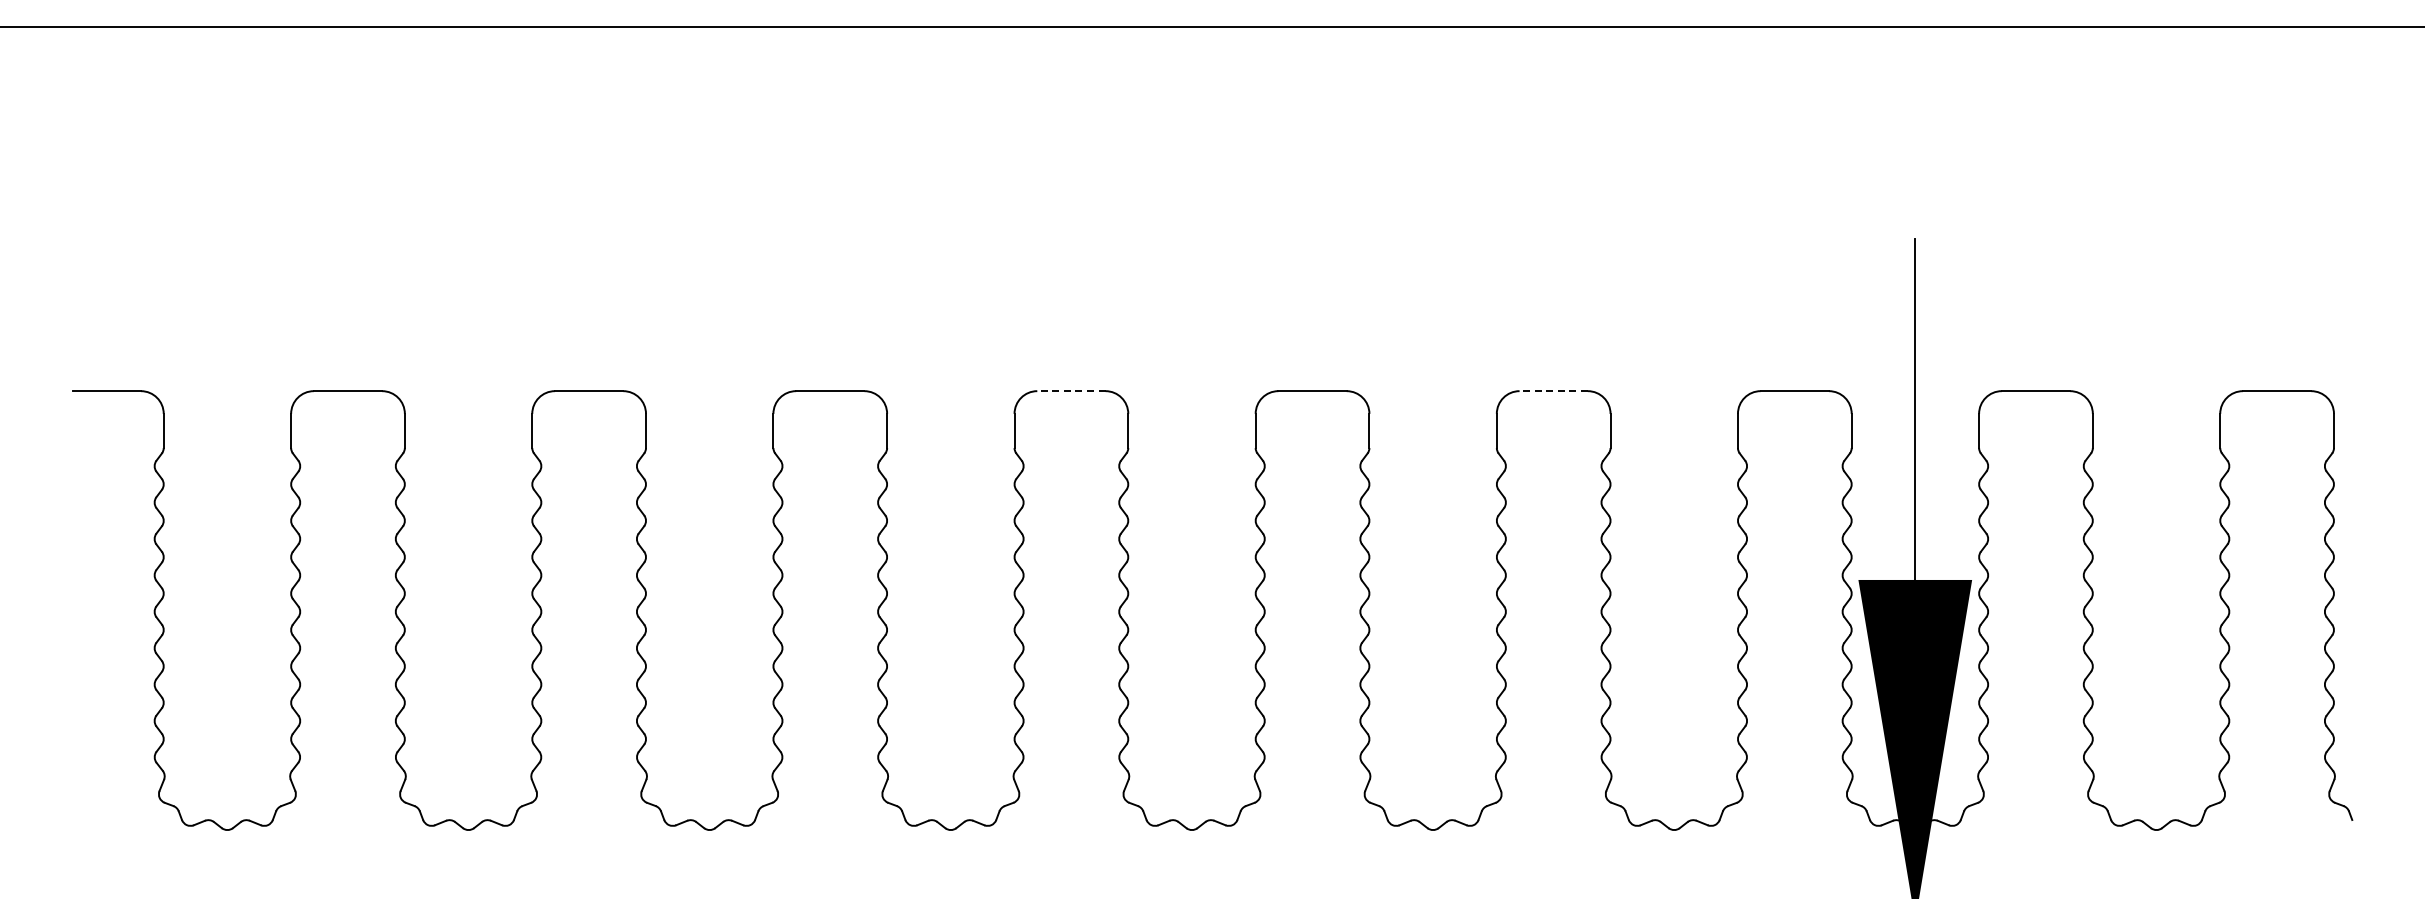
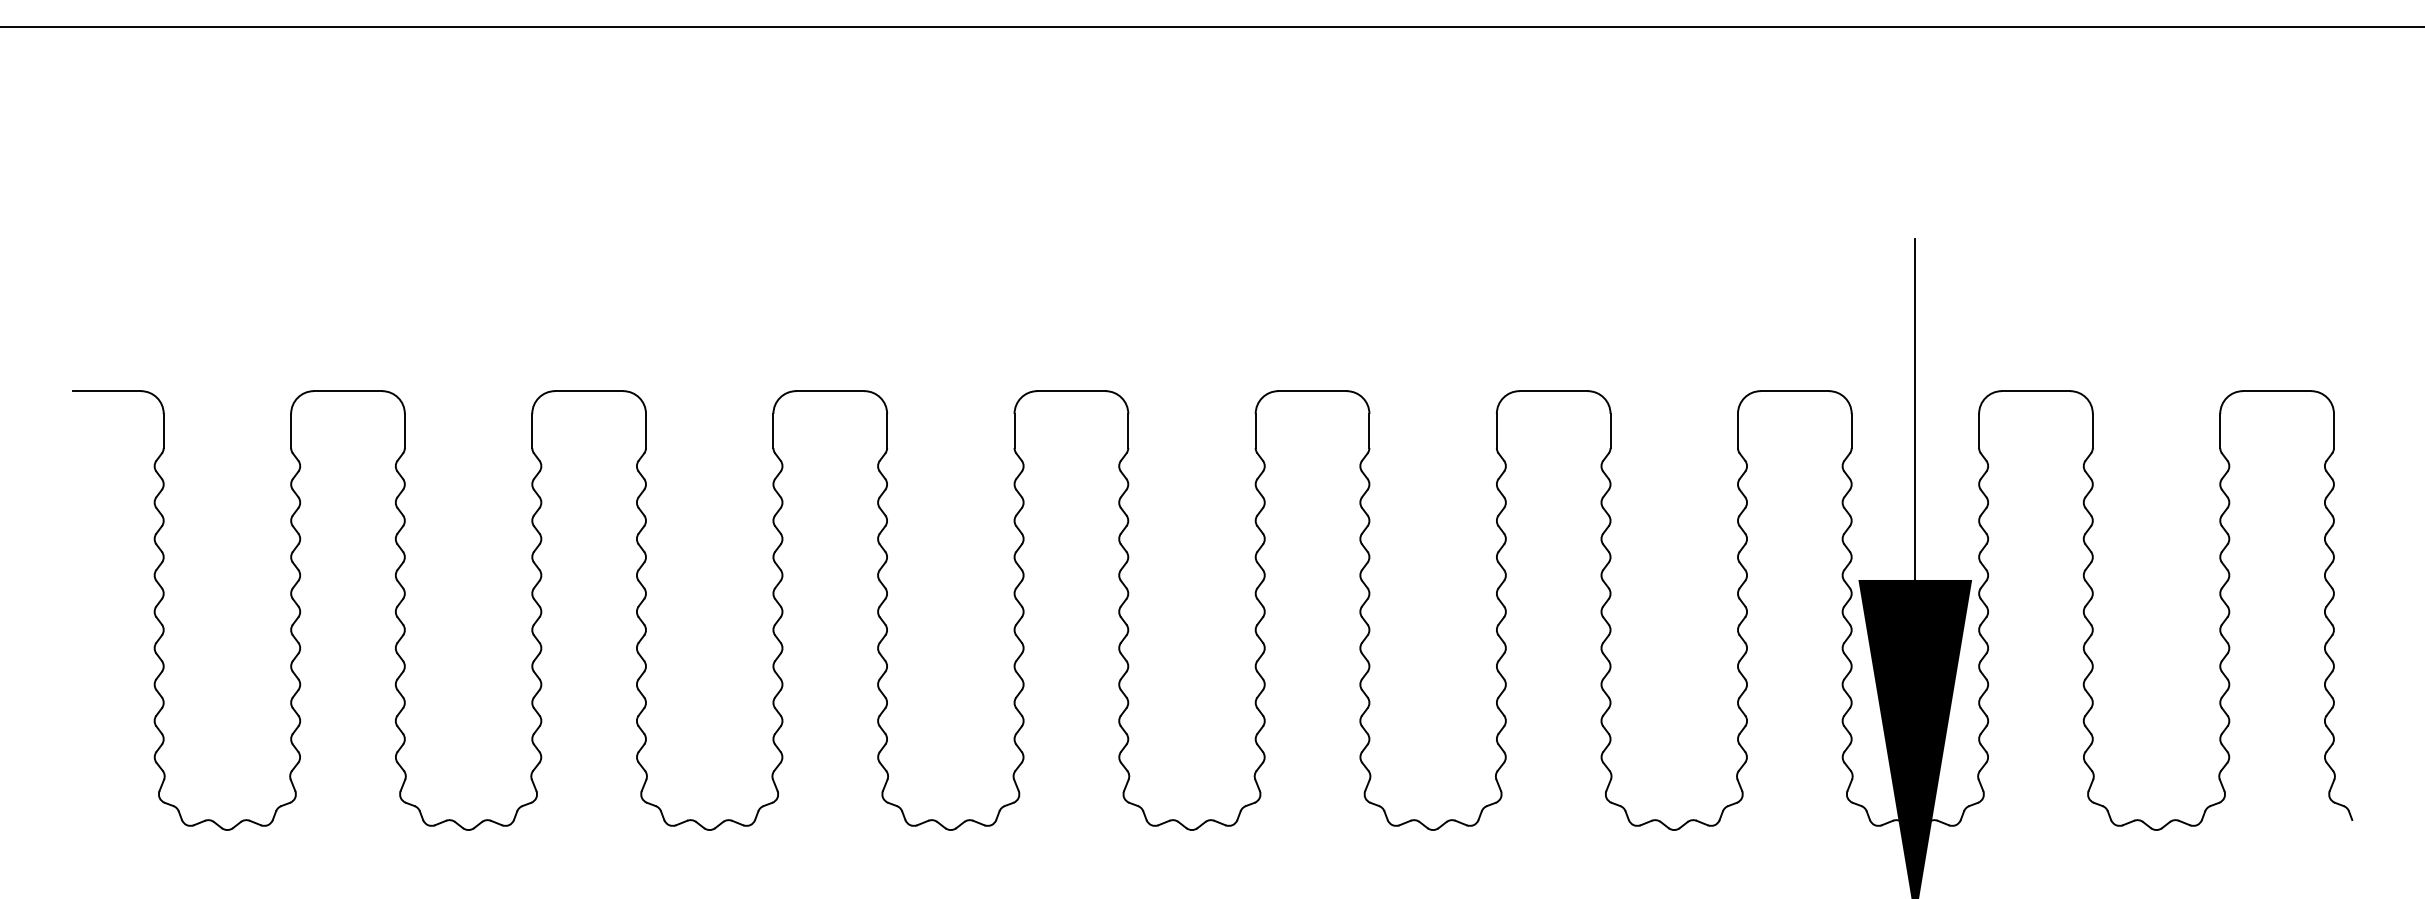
line: dashed -> solid (1070, 391)
line: dashed -> solid (1553, 391)
